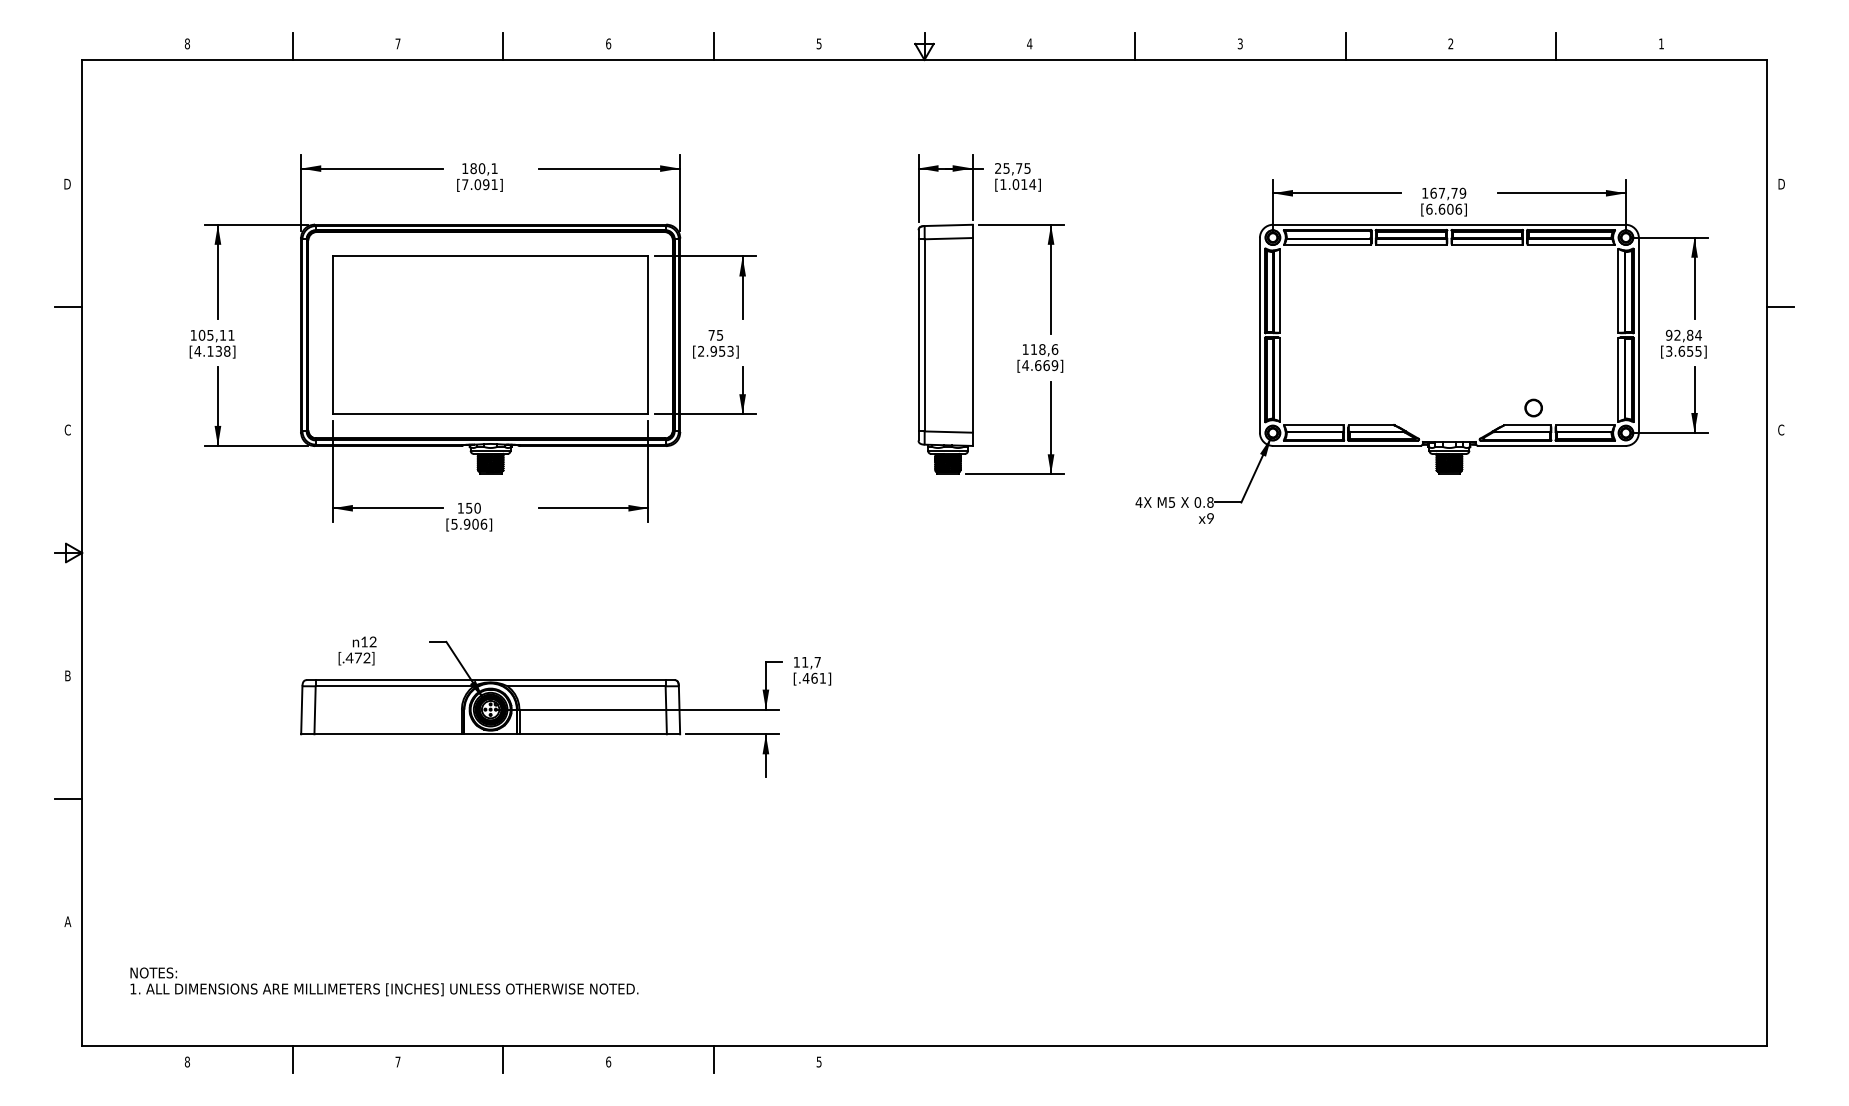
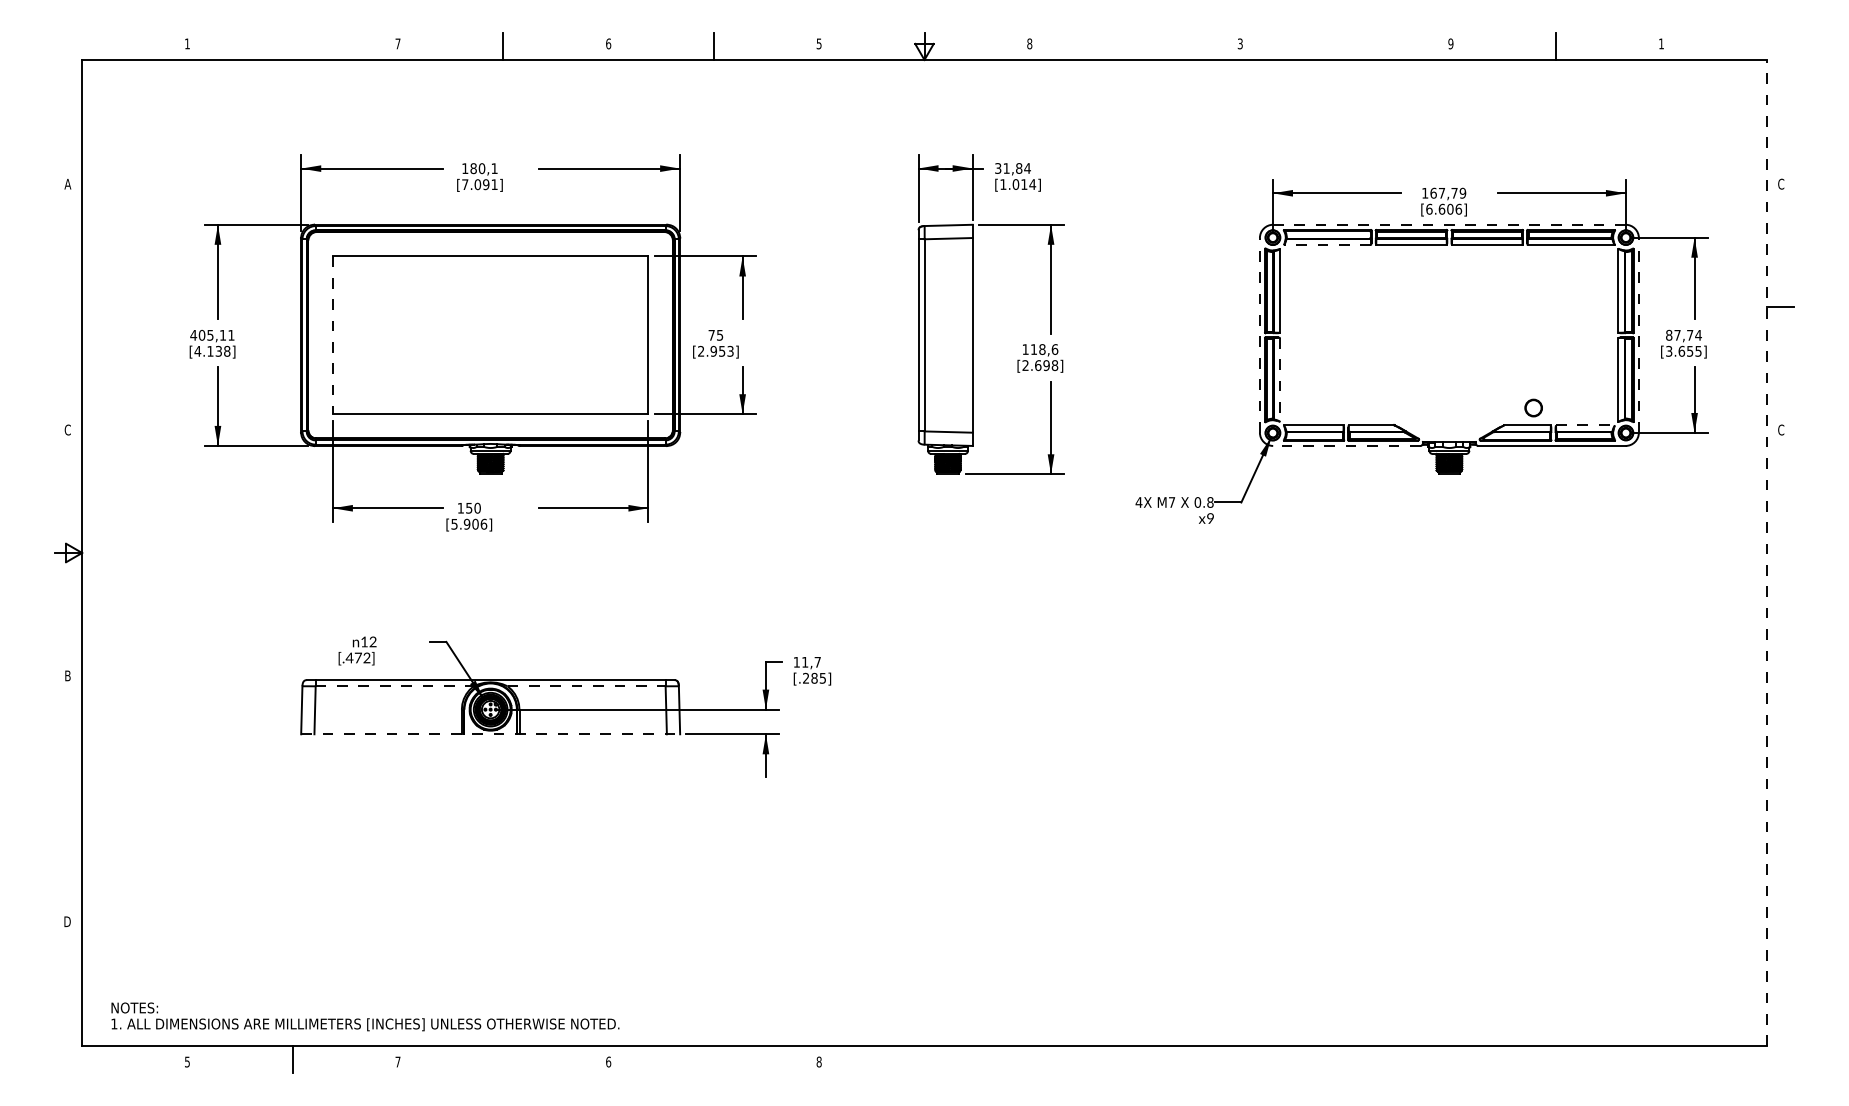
text: 8 -> 1 (186, 43)
text: 4 -> 8 (1029, 43)
text: 2 -> 9 (1450, 43)
line: present -> none (292, 46)
line: present -> none (1135, 46)
line: present -> none (1345, 46)
text: 25,75 -> 31,84 (1012, 168)
text: D -> A (67, 183)
text: D -> C (1781, 183)
line: solid -> dashed (1448, 224)
line: solid -> dashed (1327, 245)
line: present -> none (68, 307)
line: solid -> dashed (1259, 334)
line: solid -> dashed (1638, 334)
text: 92,84 -> 87,74 (1679, 334)
text: 105,11 -> 405,11 (193, 335)
line: solid -> dashed (332, 335)
text: [4.669] -> [2.698] (1040, 365)
line: solid -> dashed (1280, 379)
line: solid -> dashed (1586, 425)
line: solid -> dashed (1346, 445)
text: M5 -> M7 (1172, 502)
line: solid -> dashed (1766, 552)
text: [.461] -> [.285] (813, 677)
line: solid -> dashed (395, 686)
line: solid -> dashed (587, 686)
line: solid -> dashed (491, 734)
line: present -> none (68, 798)
text: A -> D (67, 921)
text position: (384, 981) -> (365, 1016) (365, 1016)
line: present -> none (503, 1059)
line: present -> none (713, 1059)
text: 8 -> 5 (186, 1061)
text: 5 -> 8 (818, 1061)
